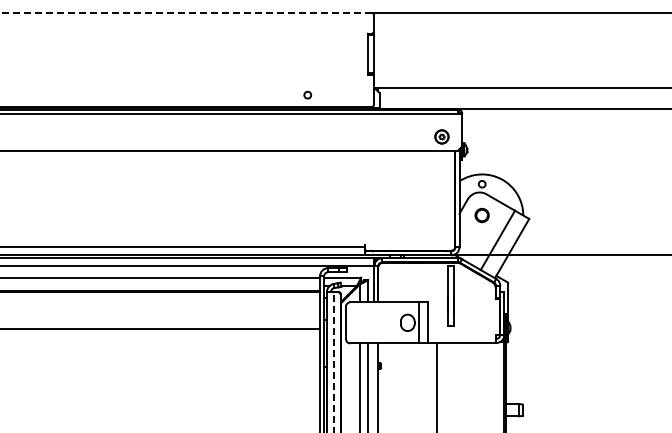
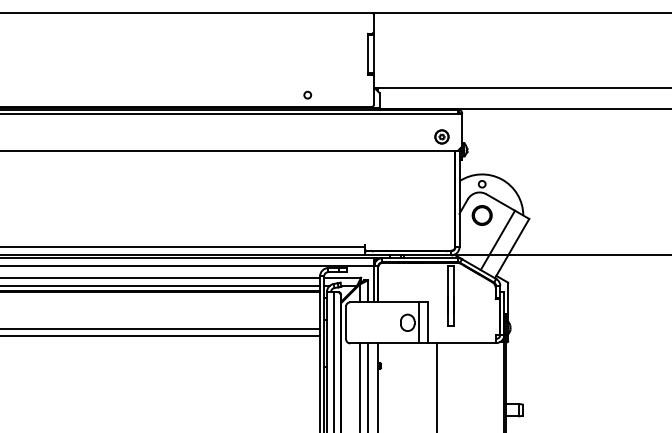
line: dashed -> solid (186, 13)
circle size: 16x17 px -> 22x21 px (481, 215)
line: none -> present (161, 285)
line: none -> present (161, 336)
line: dashed -> solid (333, 362)
